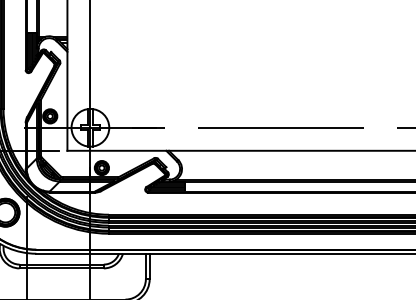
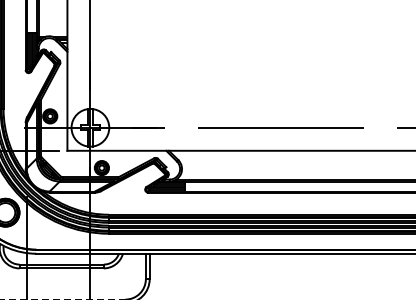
line: solid -> dashed (63, 299)
